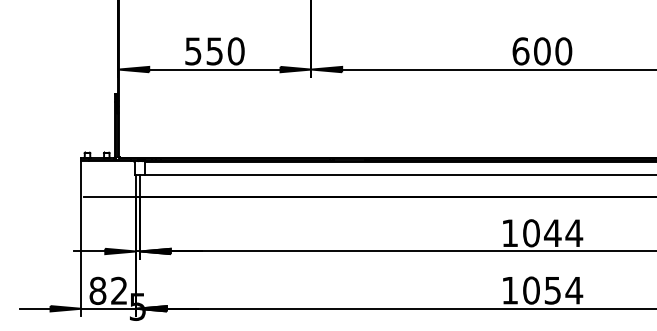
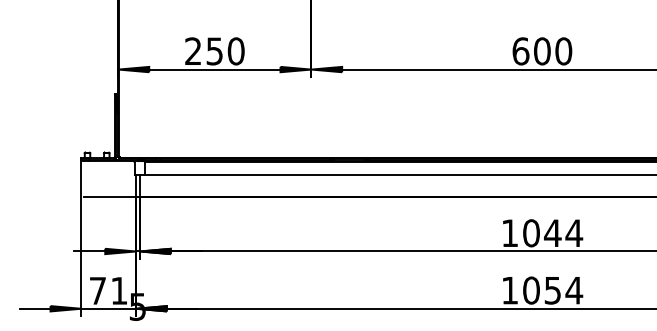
text: 550 -> 250 (193, 51)
text: 82 -> 71 (107, 290)
